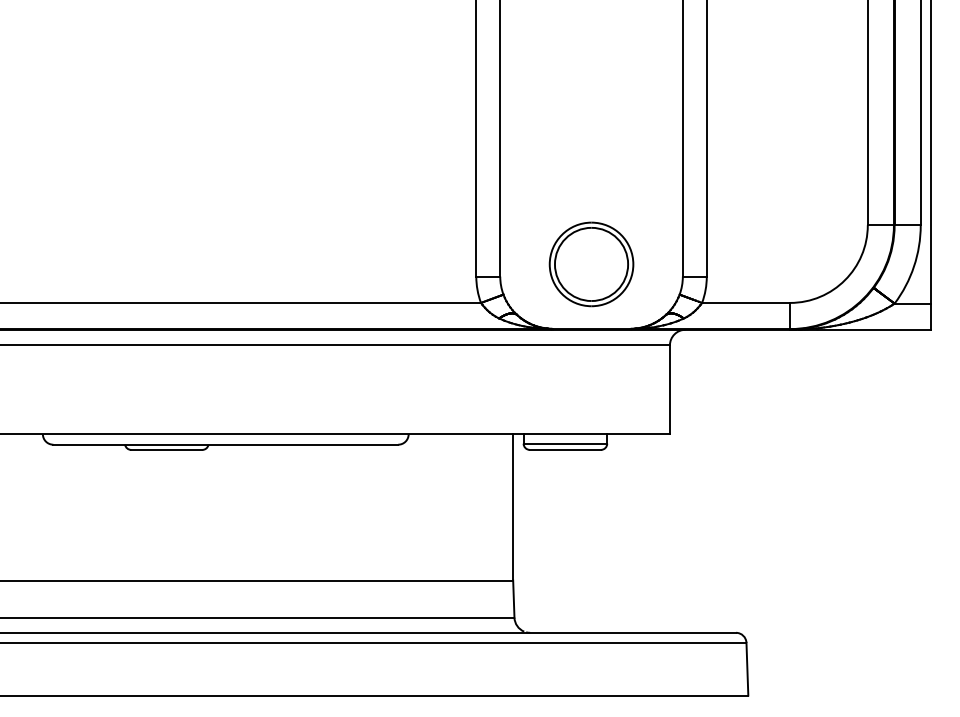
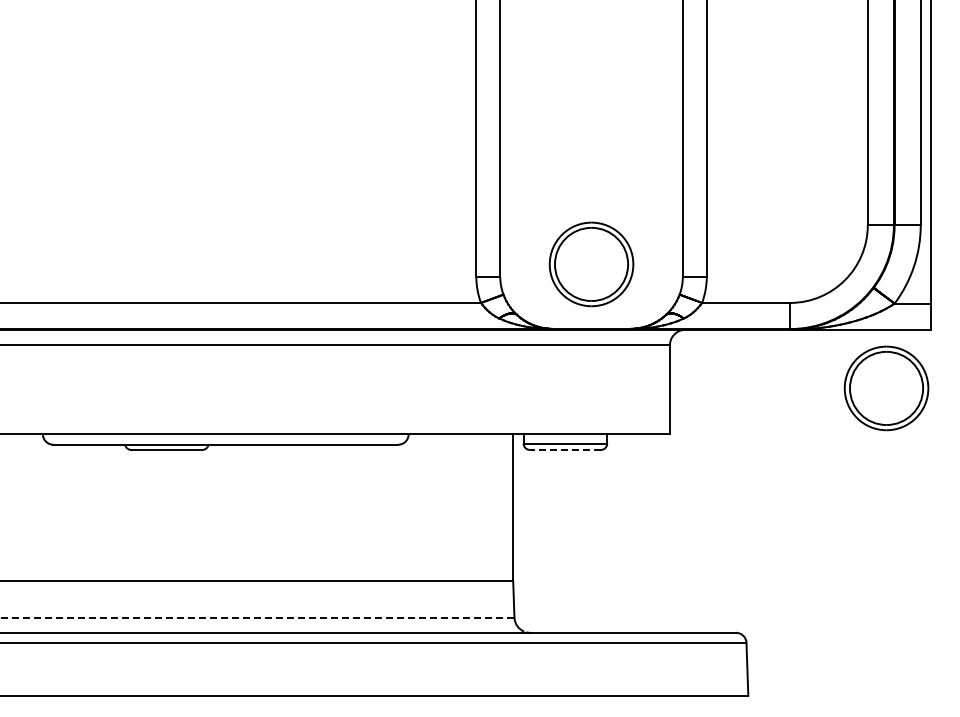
part: none -> present (886, 388)
line: solid -> dashed (565, 449)
line: solid -> dashed (256, 617)
